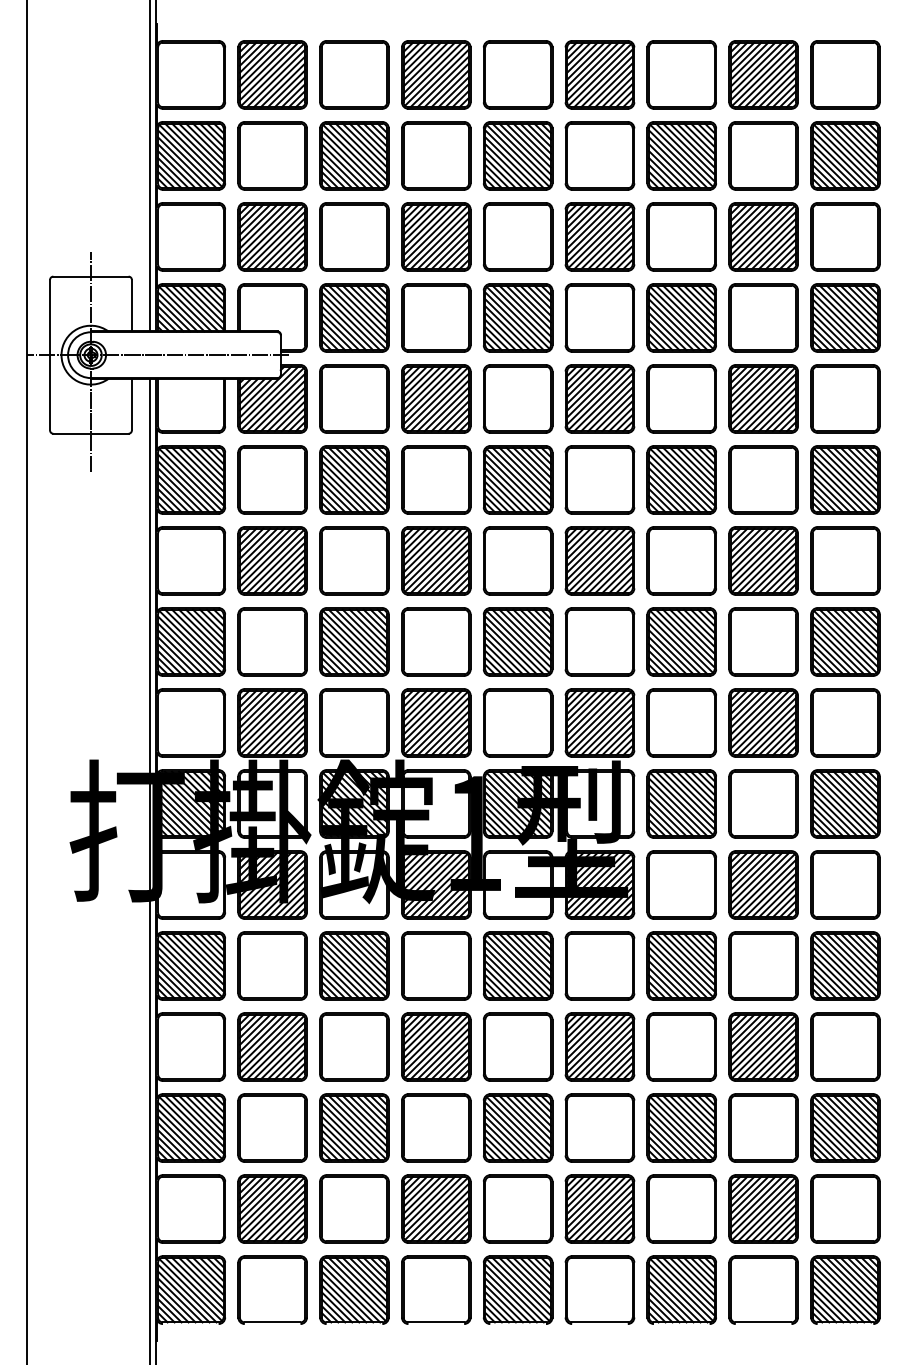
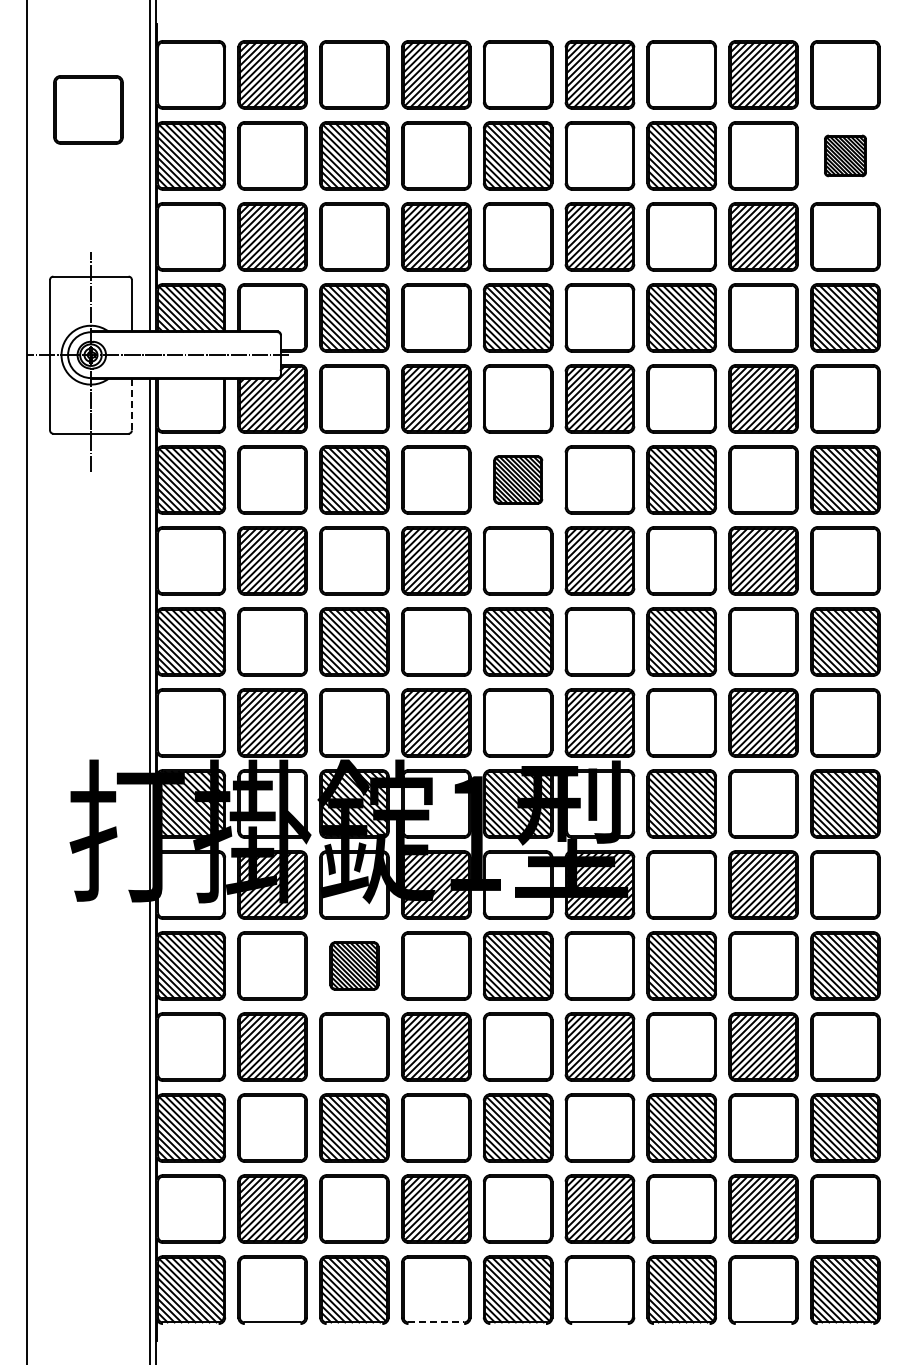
part: none -> present (88, 109)
part size: 71x70 px -> 43x44 px (845, 155)
line: solid -> dashed (131, 404)
part size: 71x70 px -> 51x50 px (518, 479)
part size: 71x70 px -> 51x50 px (354, 965)
line: solid -> dashed (436, 1322)
